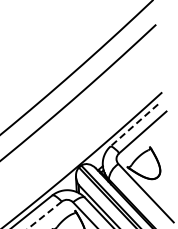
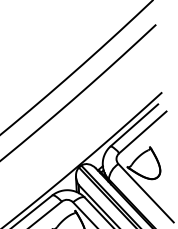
line: dashed -> solid (134, 125)
line: dashed -> solid (44, 215)
